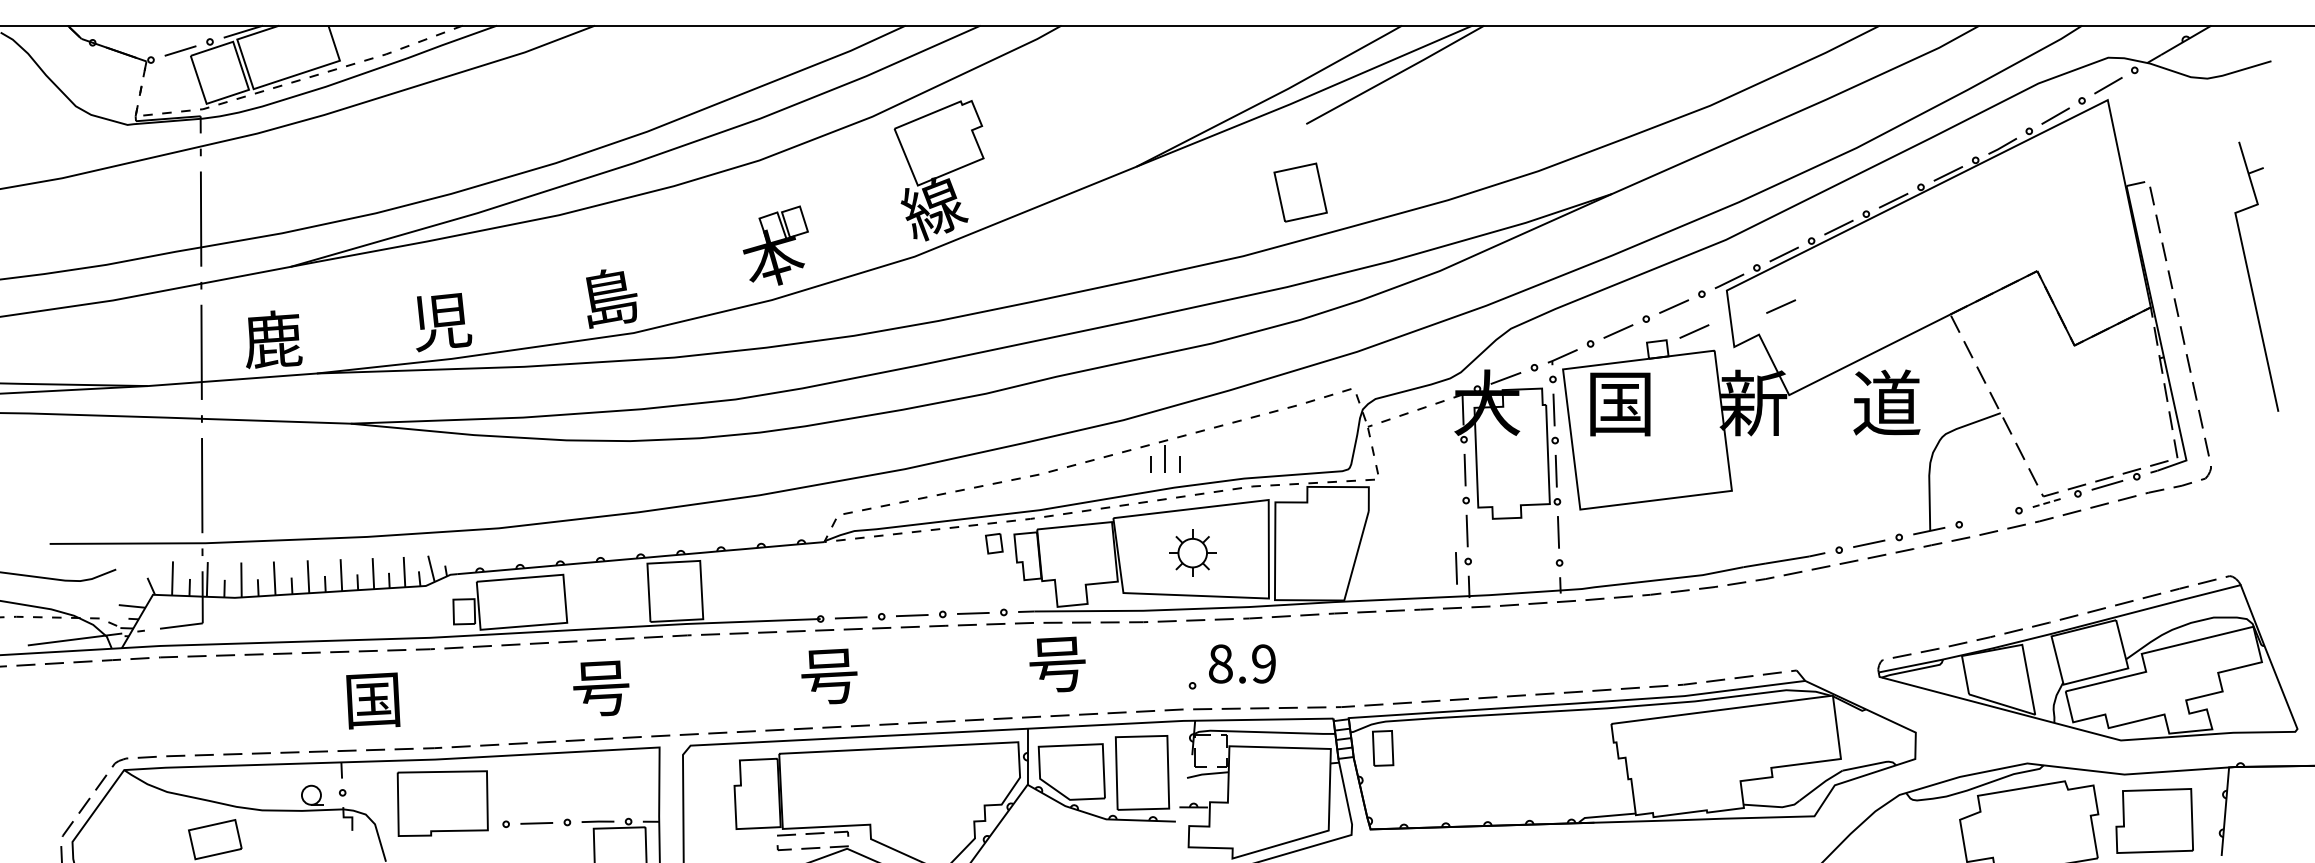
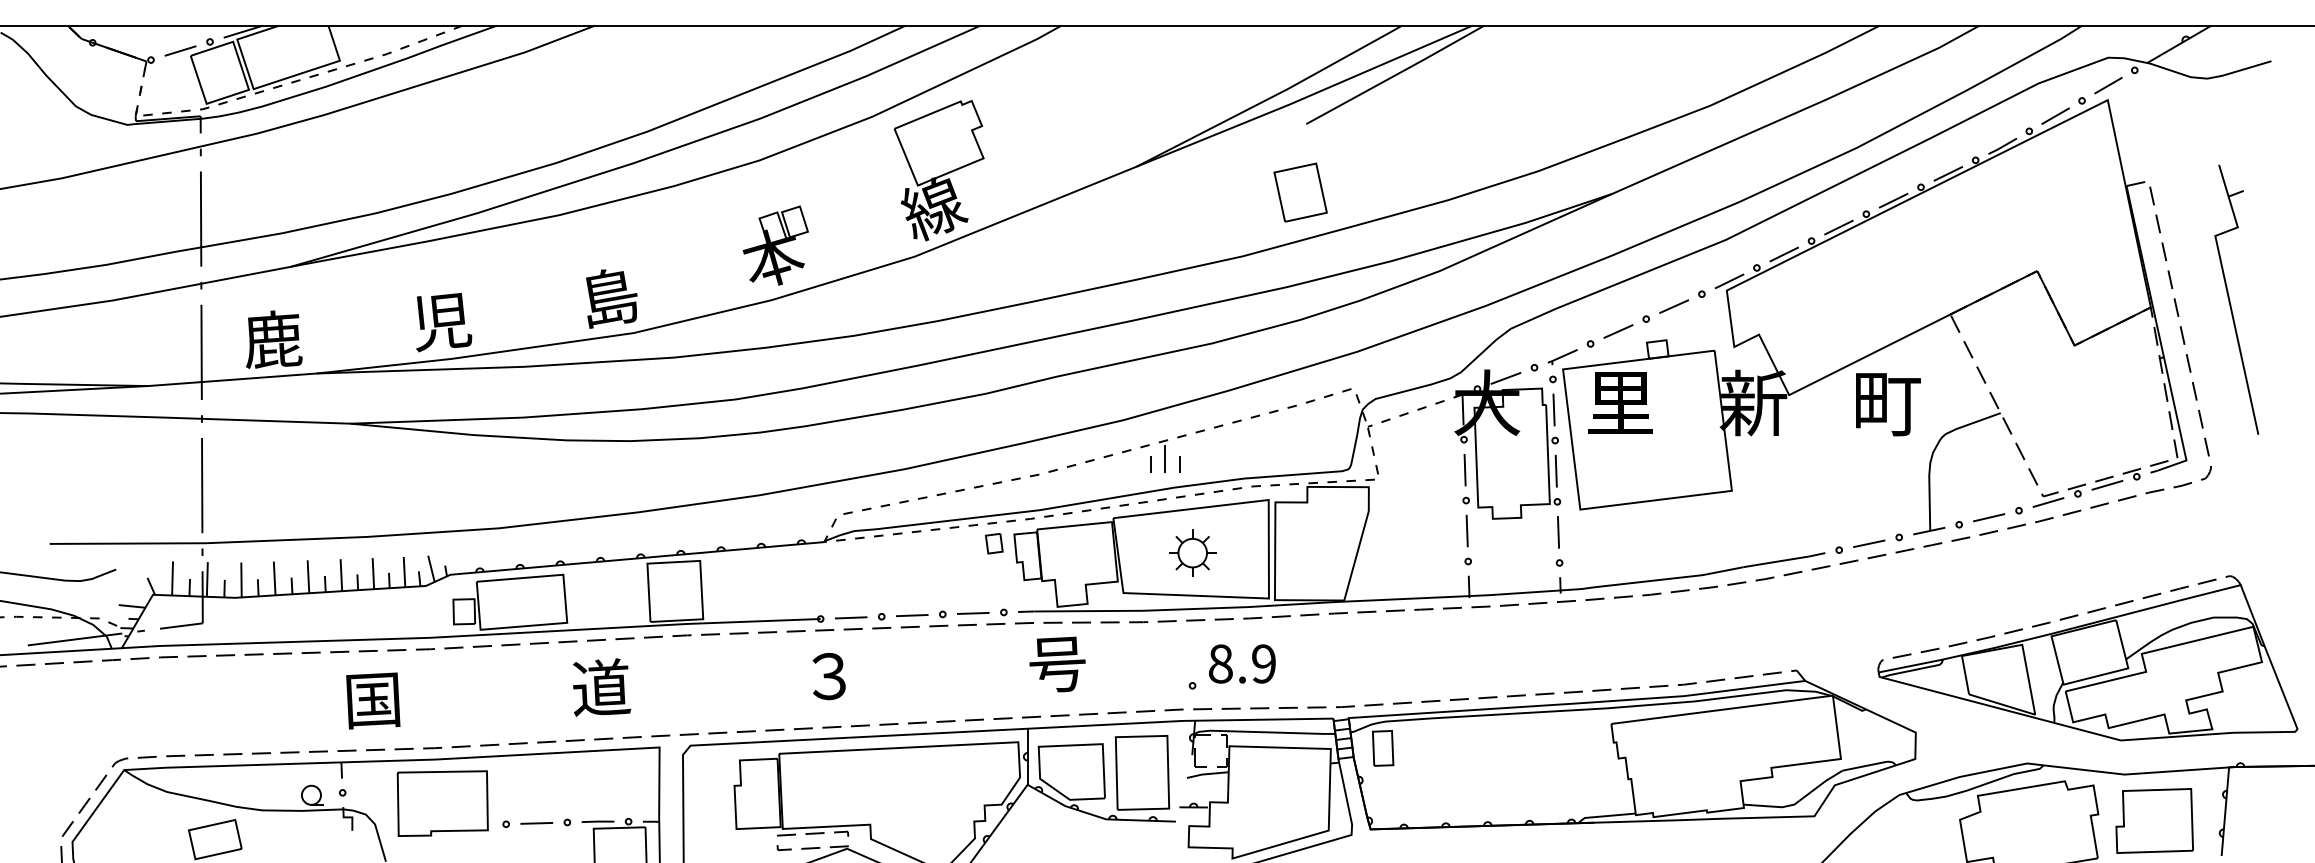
part position: (2250, 277) -> (2230, 300) (2230, 300)
line: present -> none (1781, 306)
line: present -> none (1694, 331)
text: 道 -> 町 (1886, 402)
text: 国 -> 里 (1620, 404)
line: dashed -> solid (2049, 502)
line: none -> present (1989, 517)
line: present -> none (1456, 568)
text: 号 -> ３ (829, 676)
text: 号 -> 道 (602, 687)
